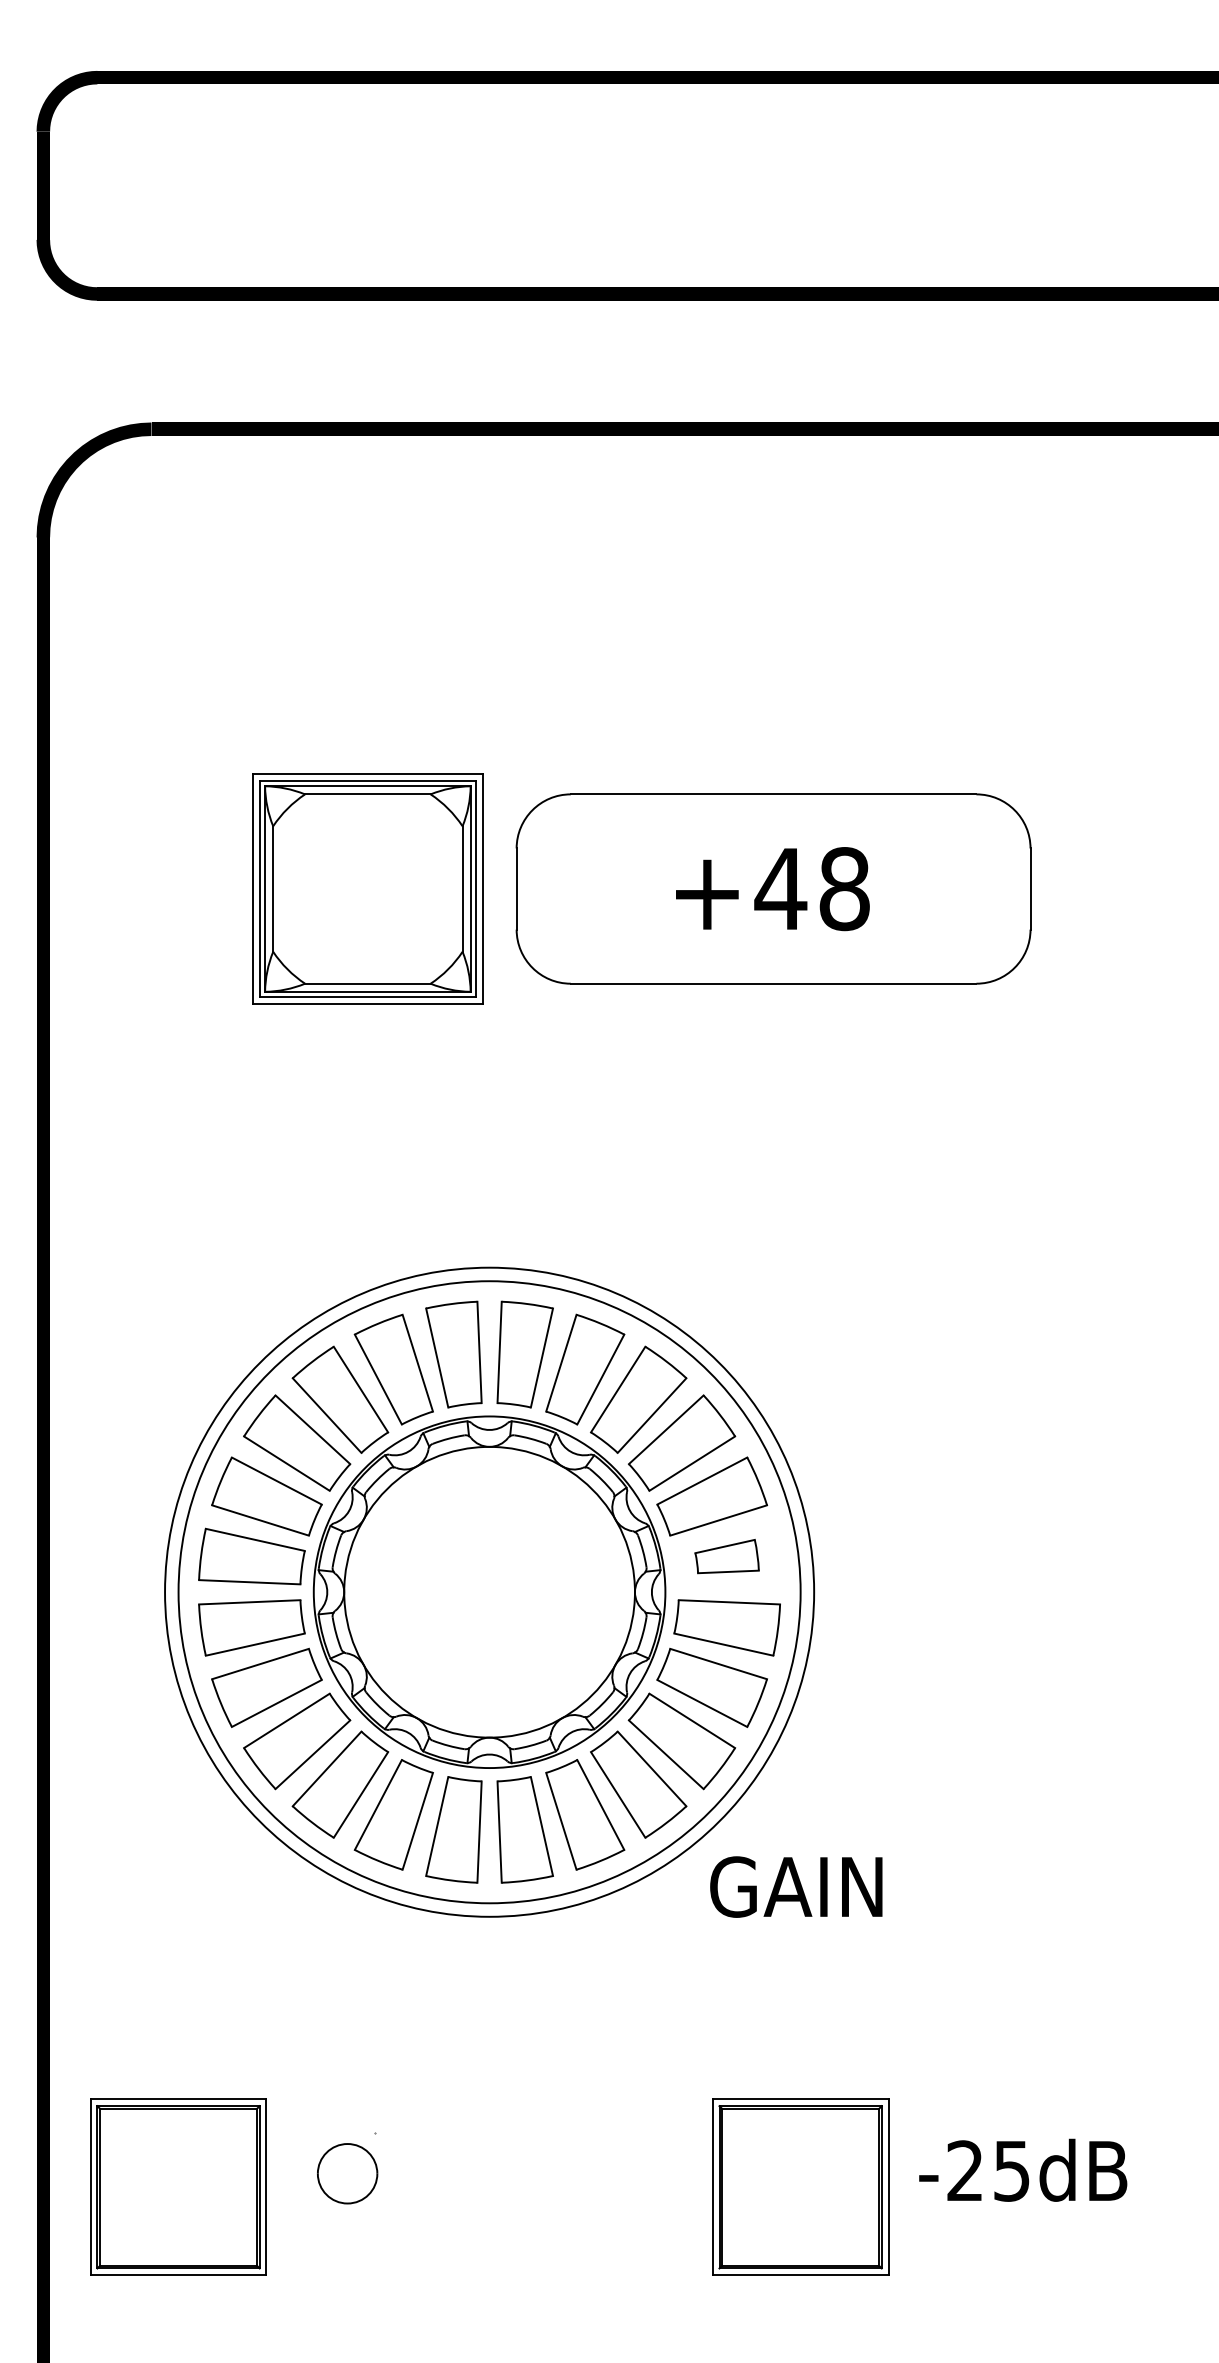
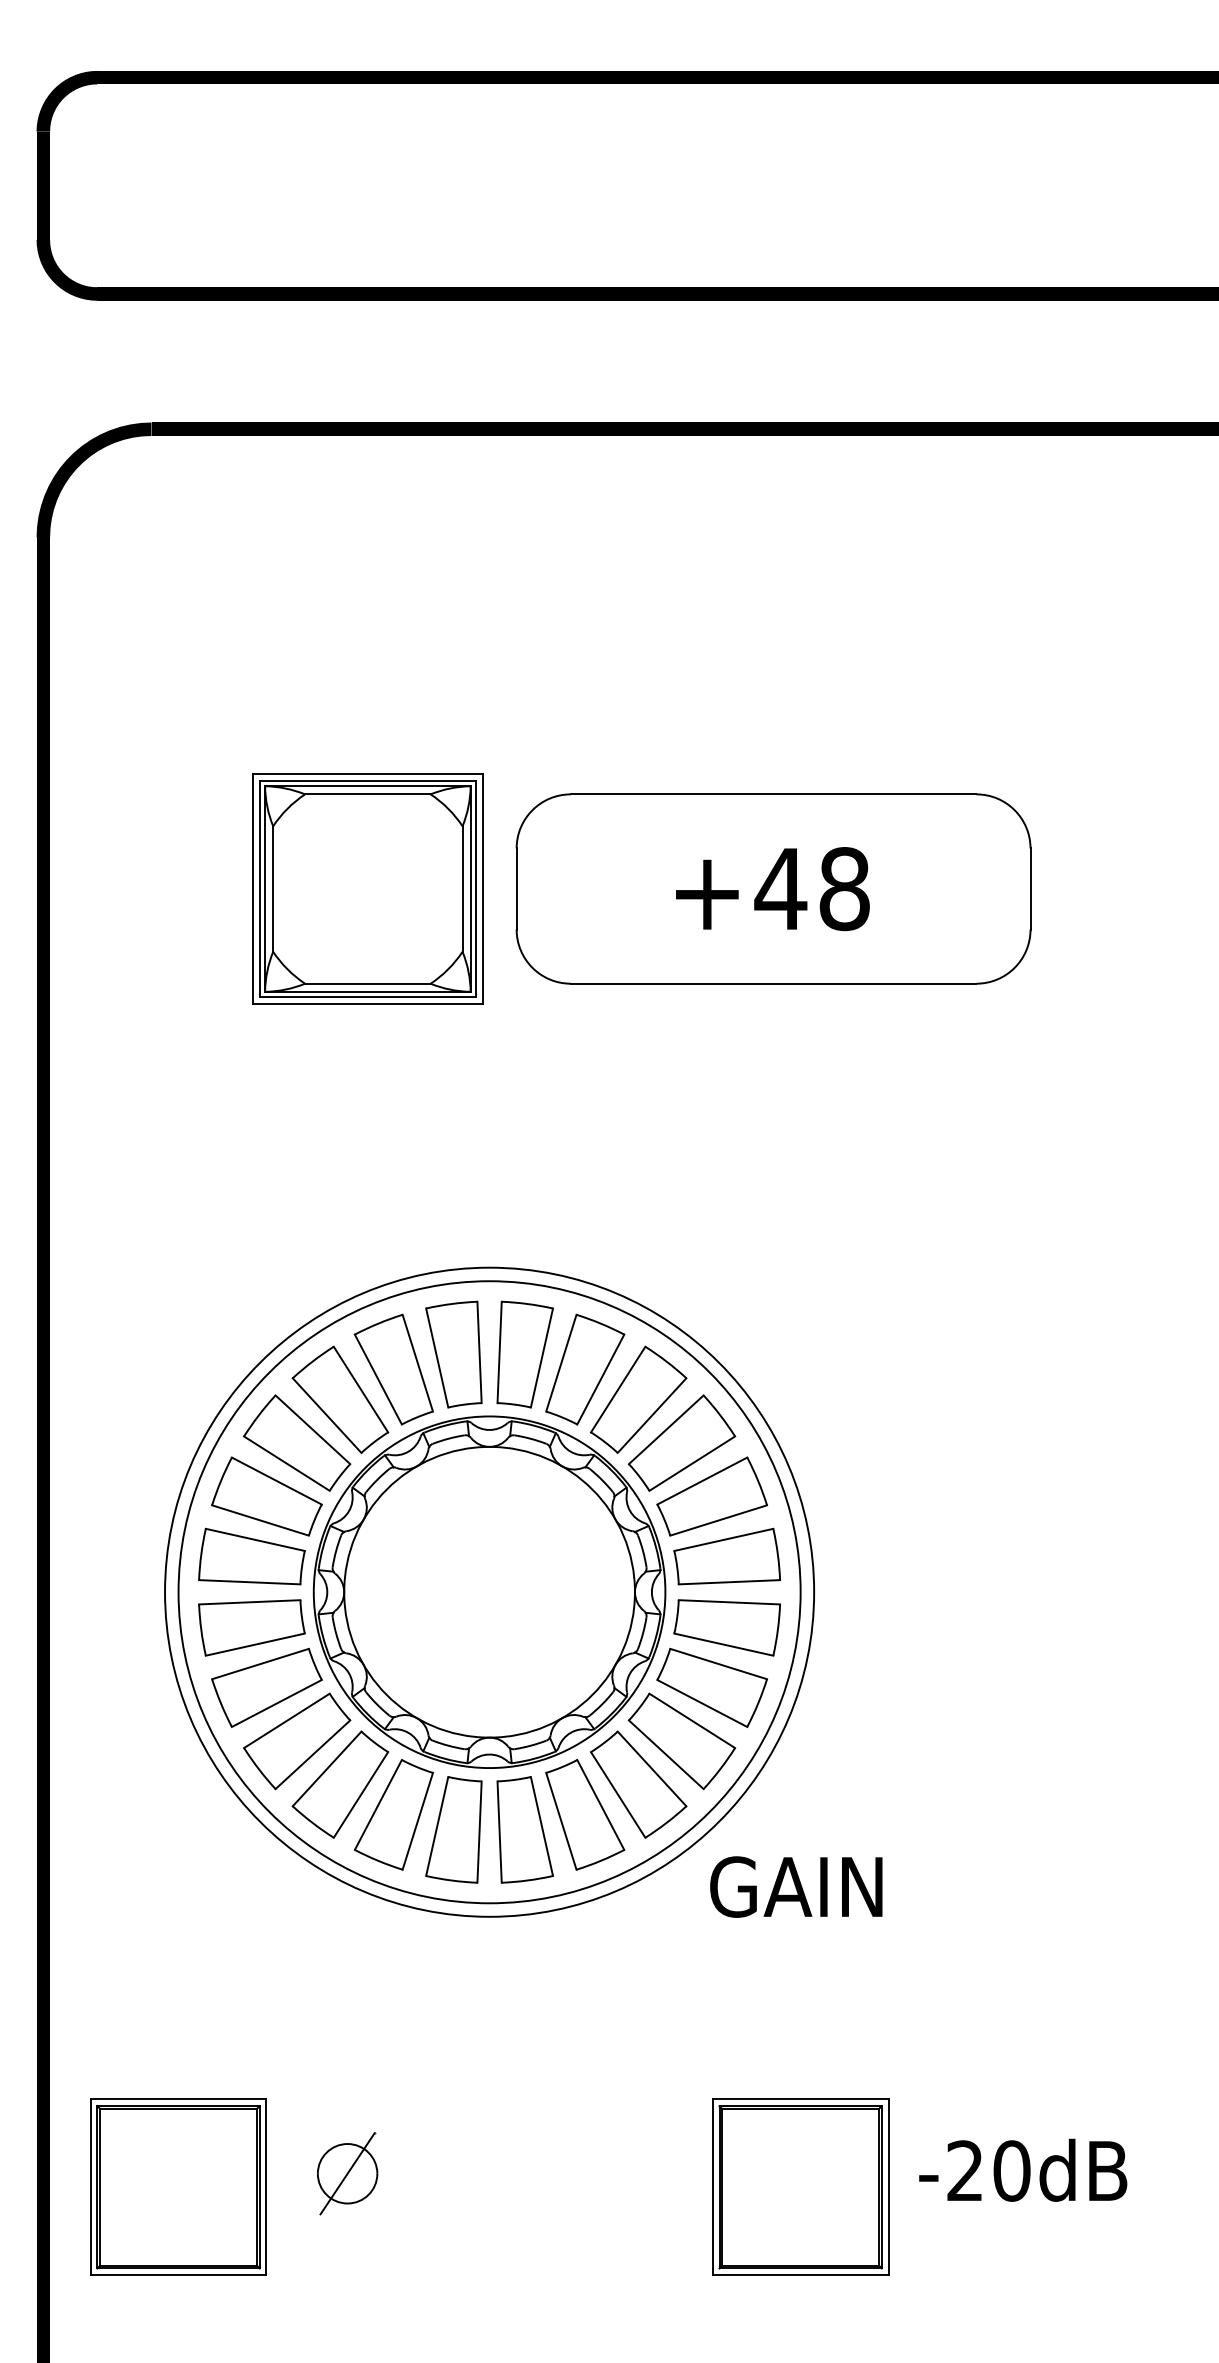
part size: 66x36 px -> 108x59 px (726, 1556)
text: -25dB -> -20dB (1011, 2170)
line: none -> present (347, 2173)
